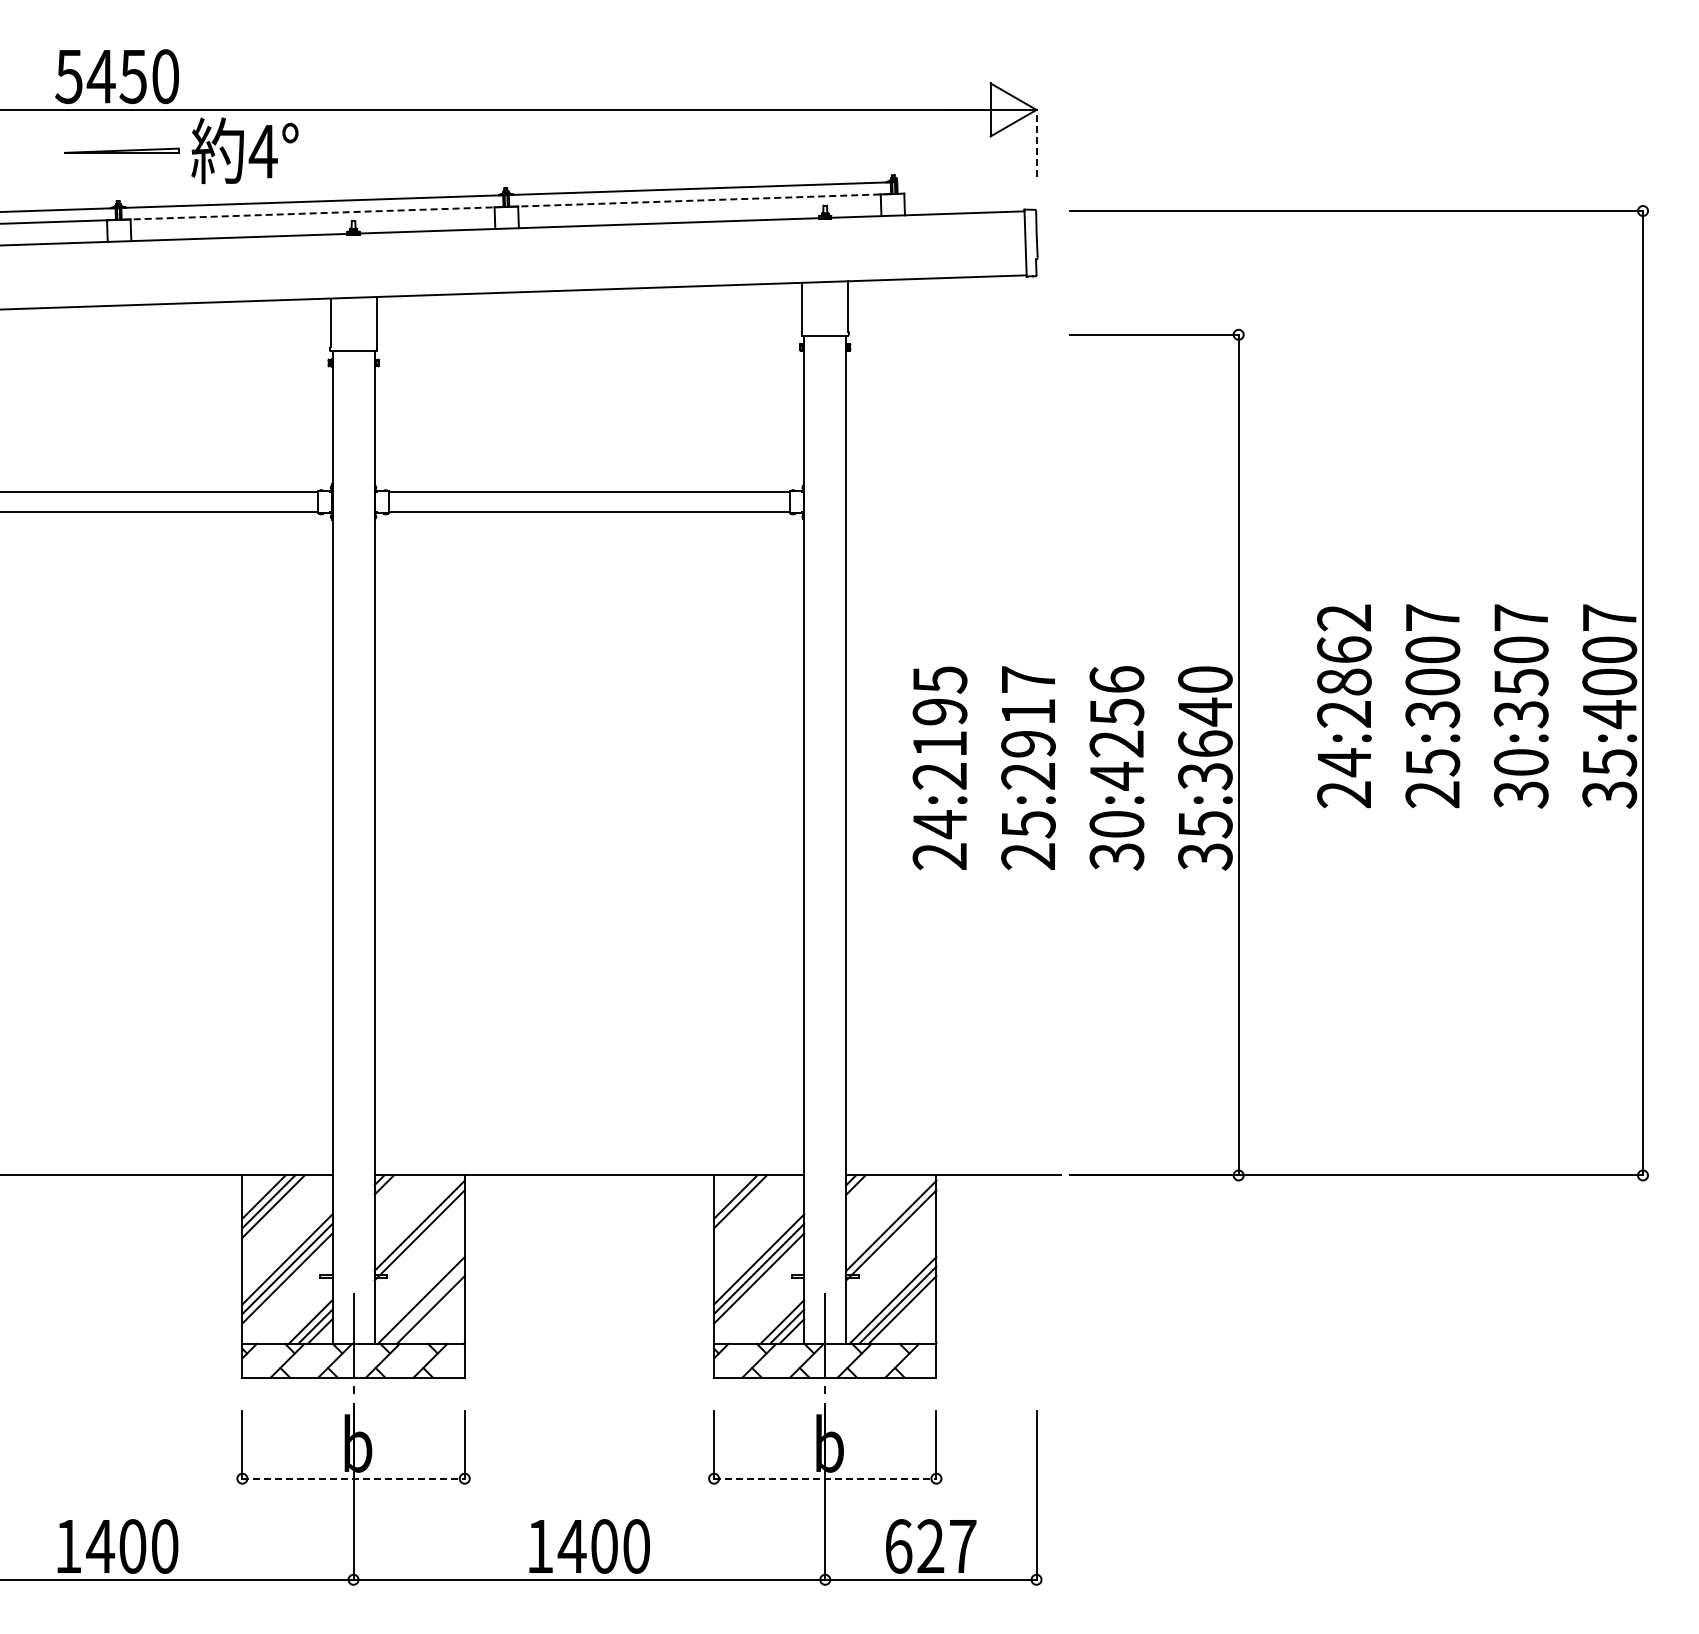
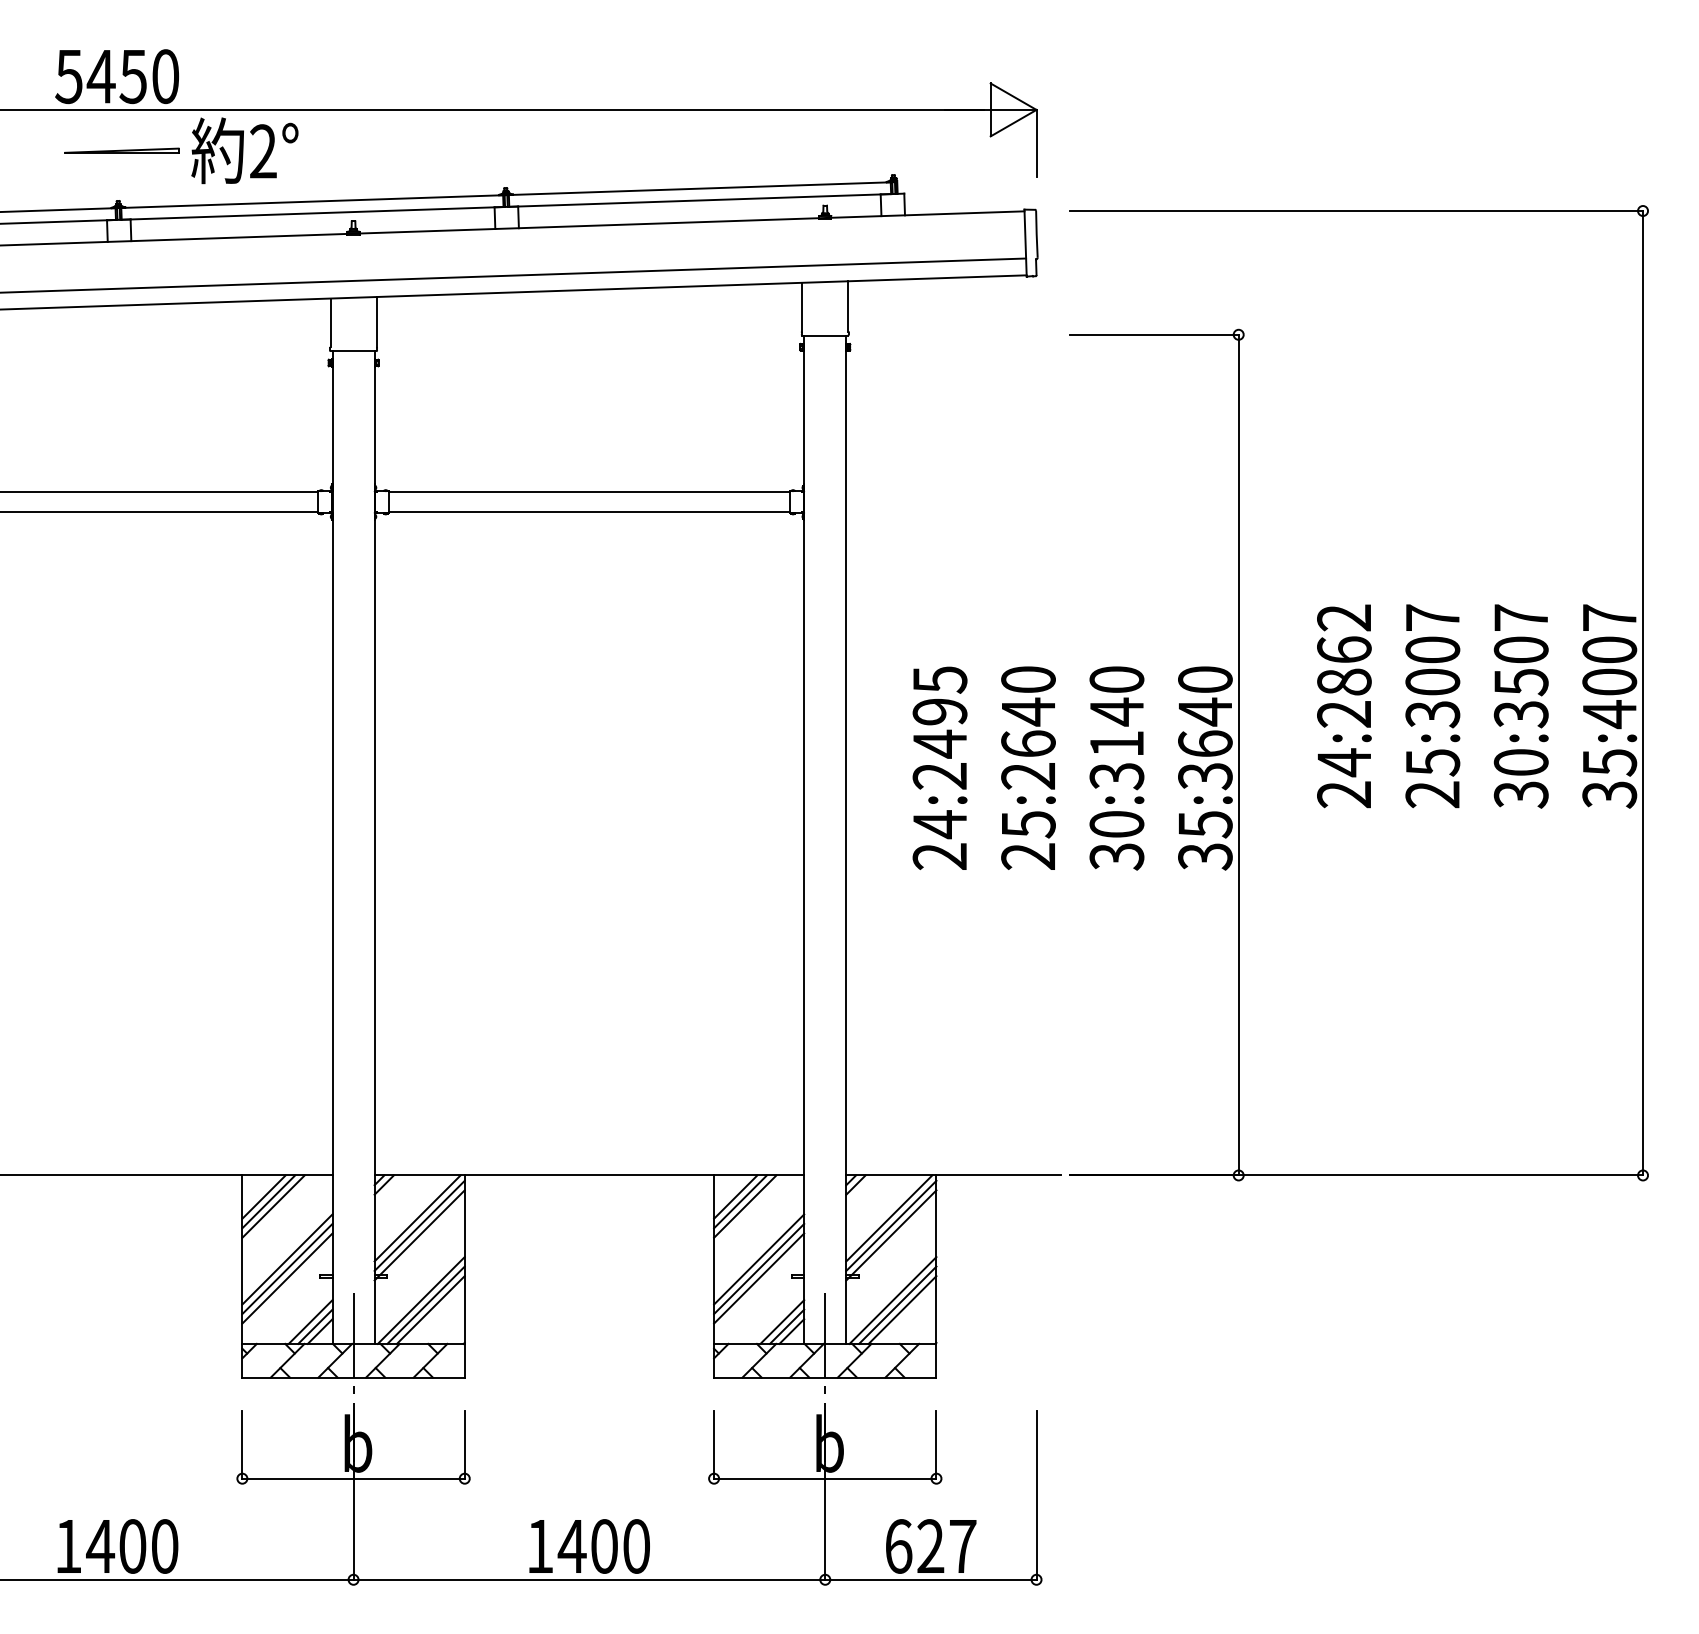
line: dashed -> solid (1036, 143)
text: 4° -> 2° (262, 151)
line: dashed -> solid (699, 200)
line: dashed -> solid (312, 213)
line: none -> present (514, 275)
text: 25:2917 -> 25:2640 (1028, 711)
text: 30:4256 -> 30:3140 (1116, 728)
text: 24:2195 -> 24:2495 (939, 743)
line: none -> present (745, 1206)
line: none -> present (417, 1218)
line: none -> present (889, 1218)
line: none -> present (425, 1304)
line: dashed -> solid (354, 1478)
line: dashed -> solid (825, 1478)
